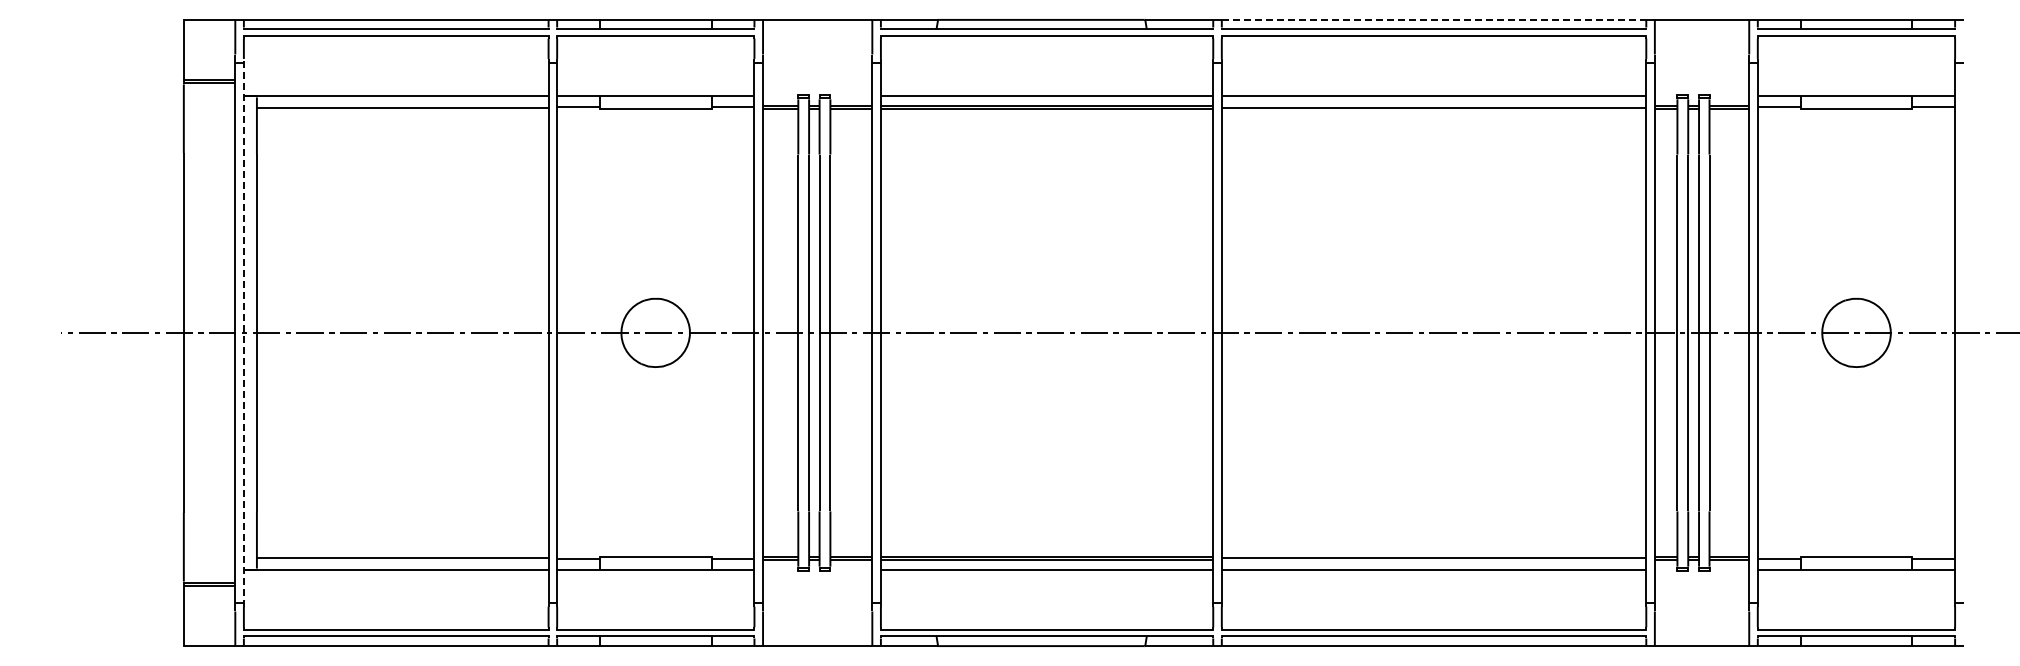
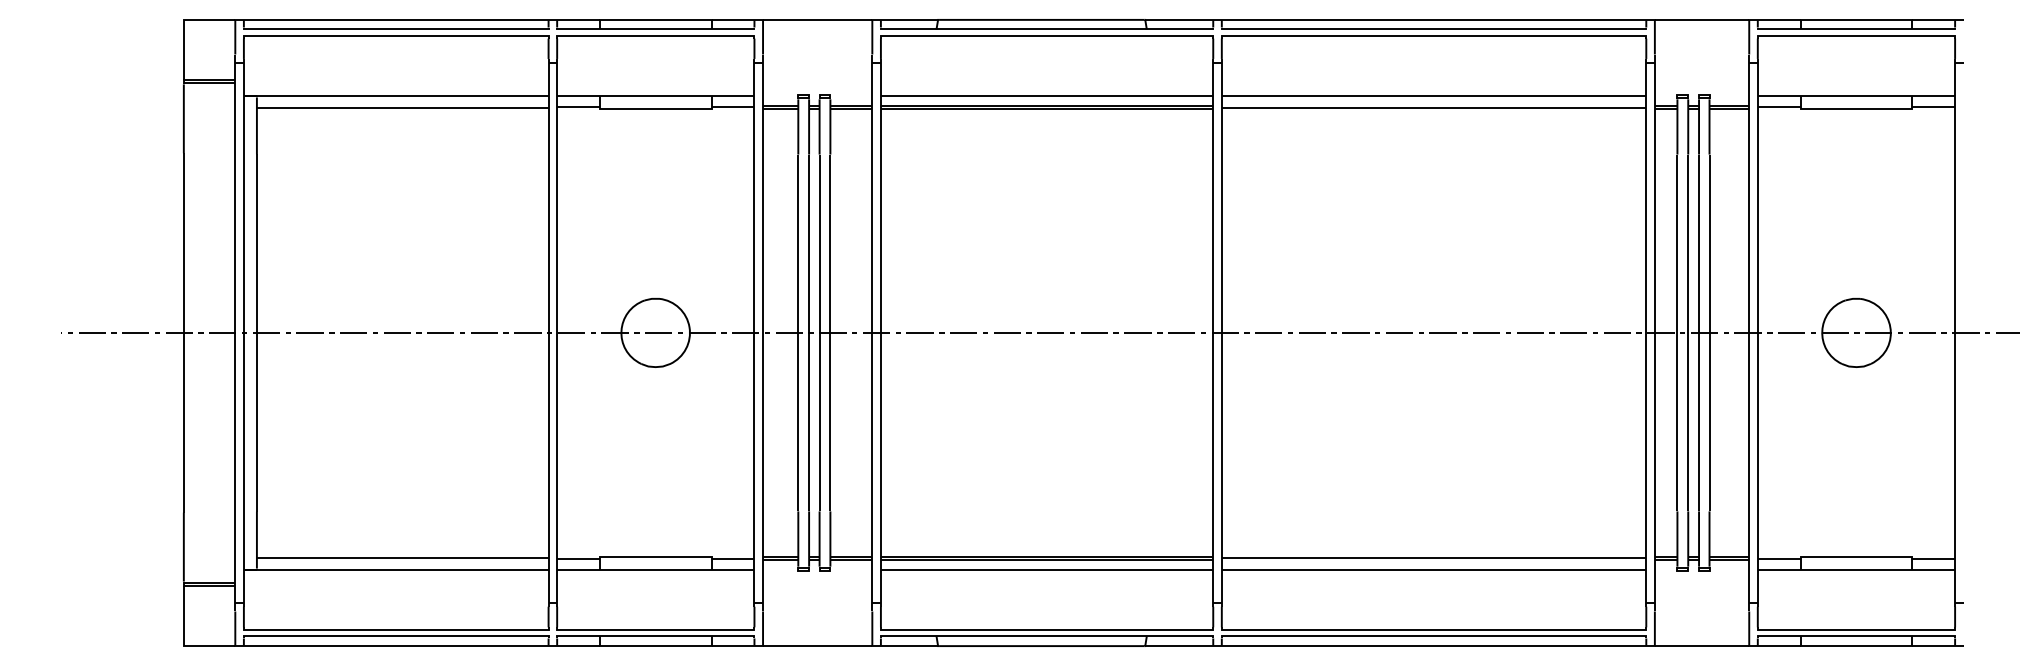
line: dashed -> solid (1434, 19)
line: dashed -> solid (243, 332)
